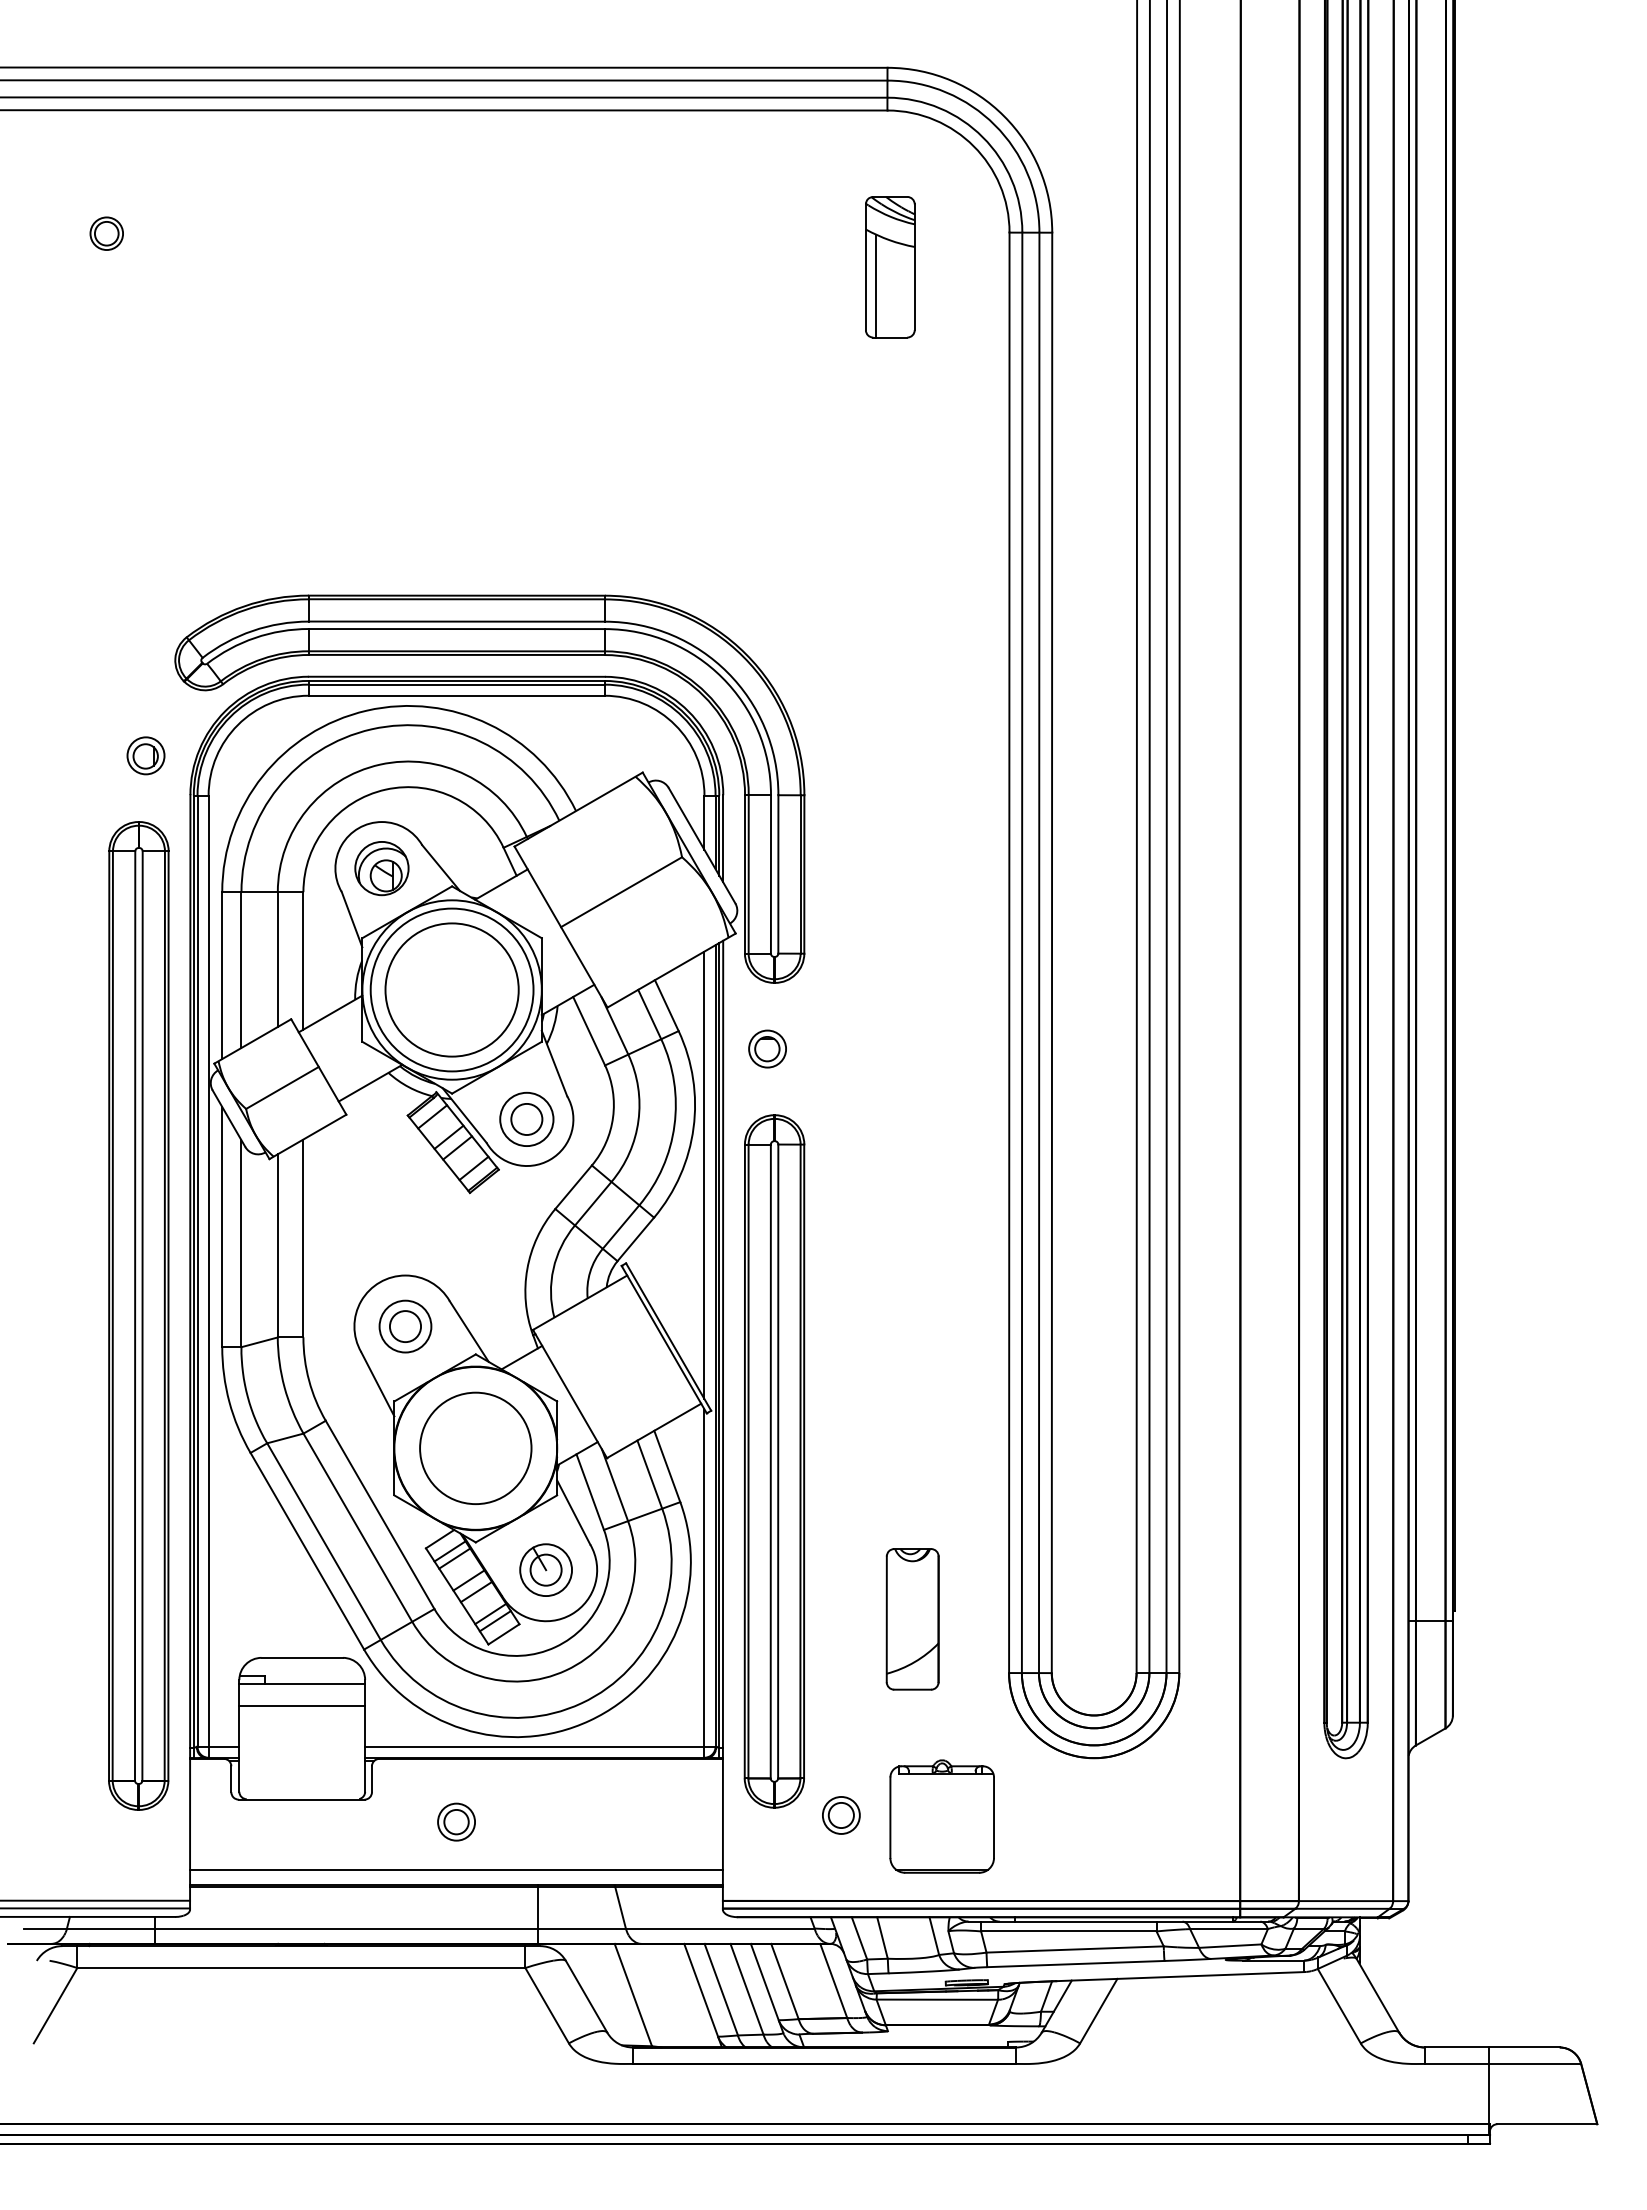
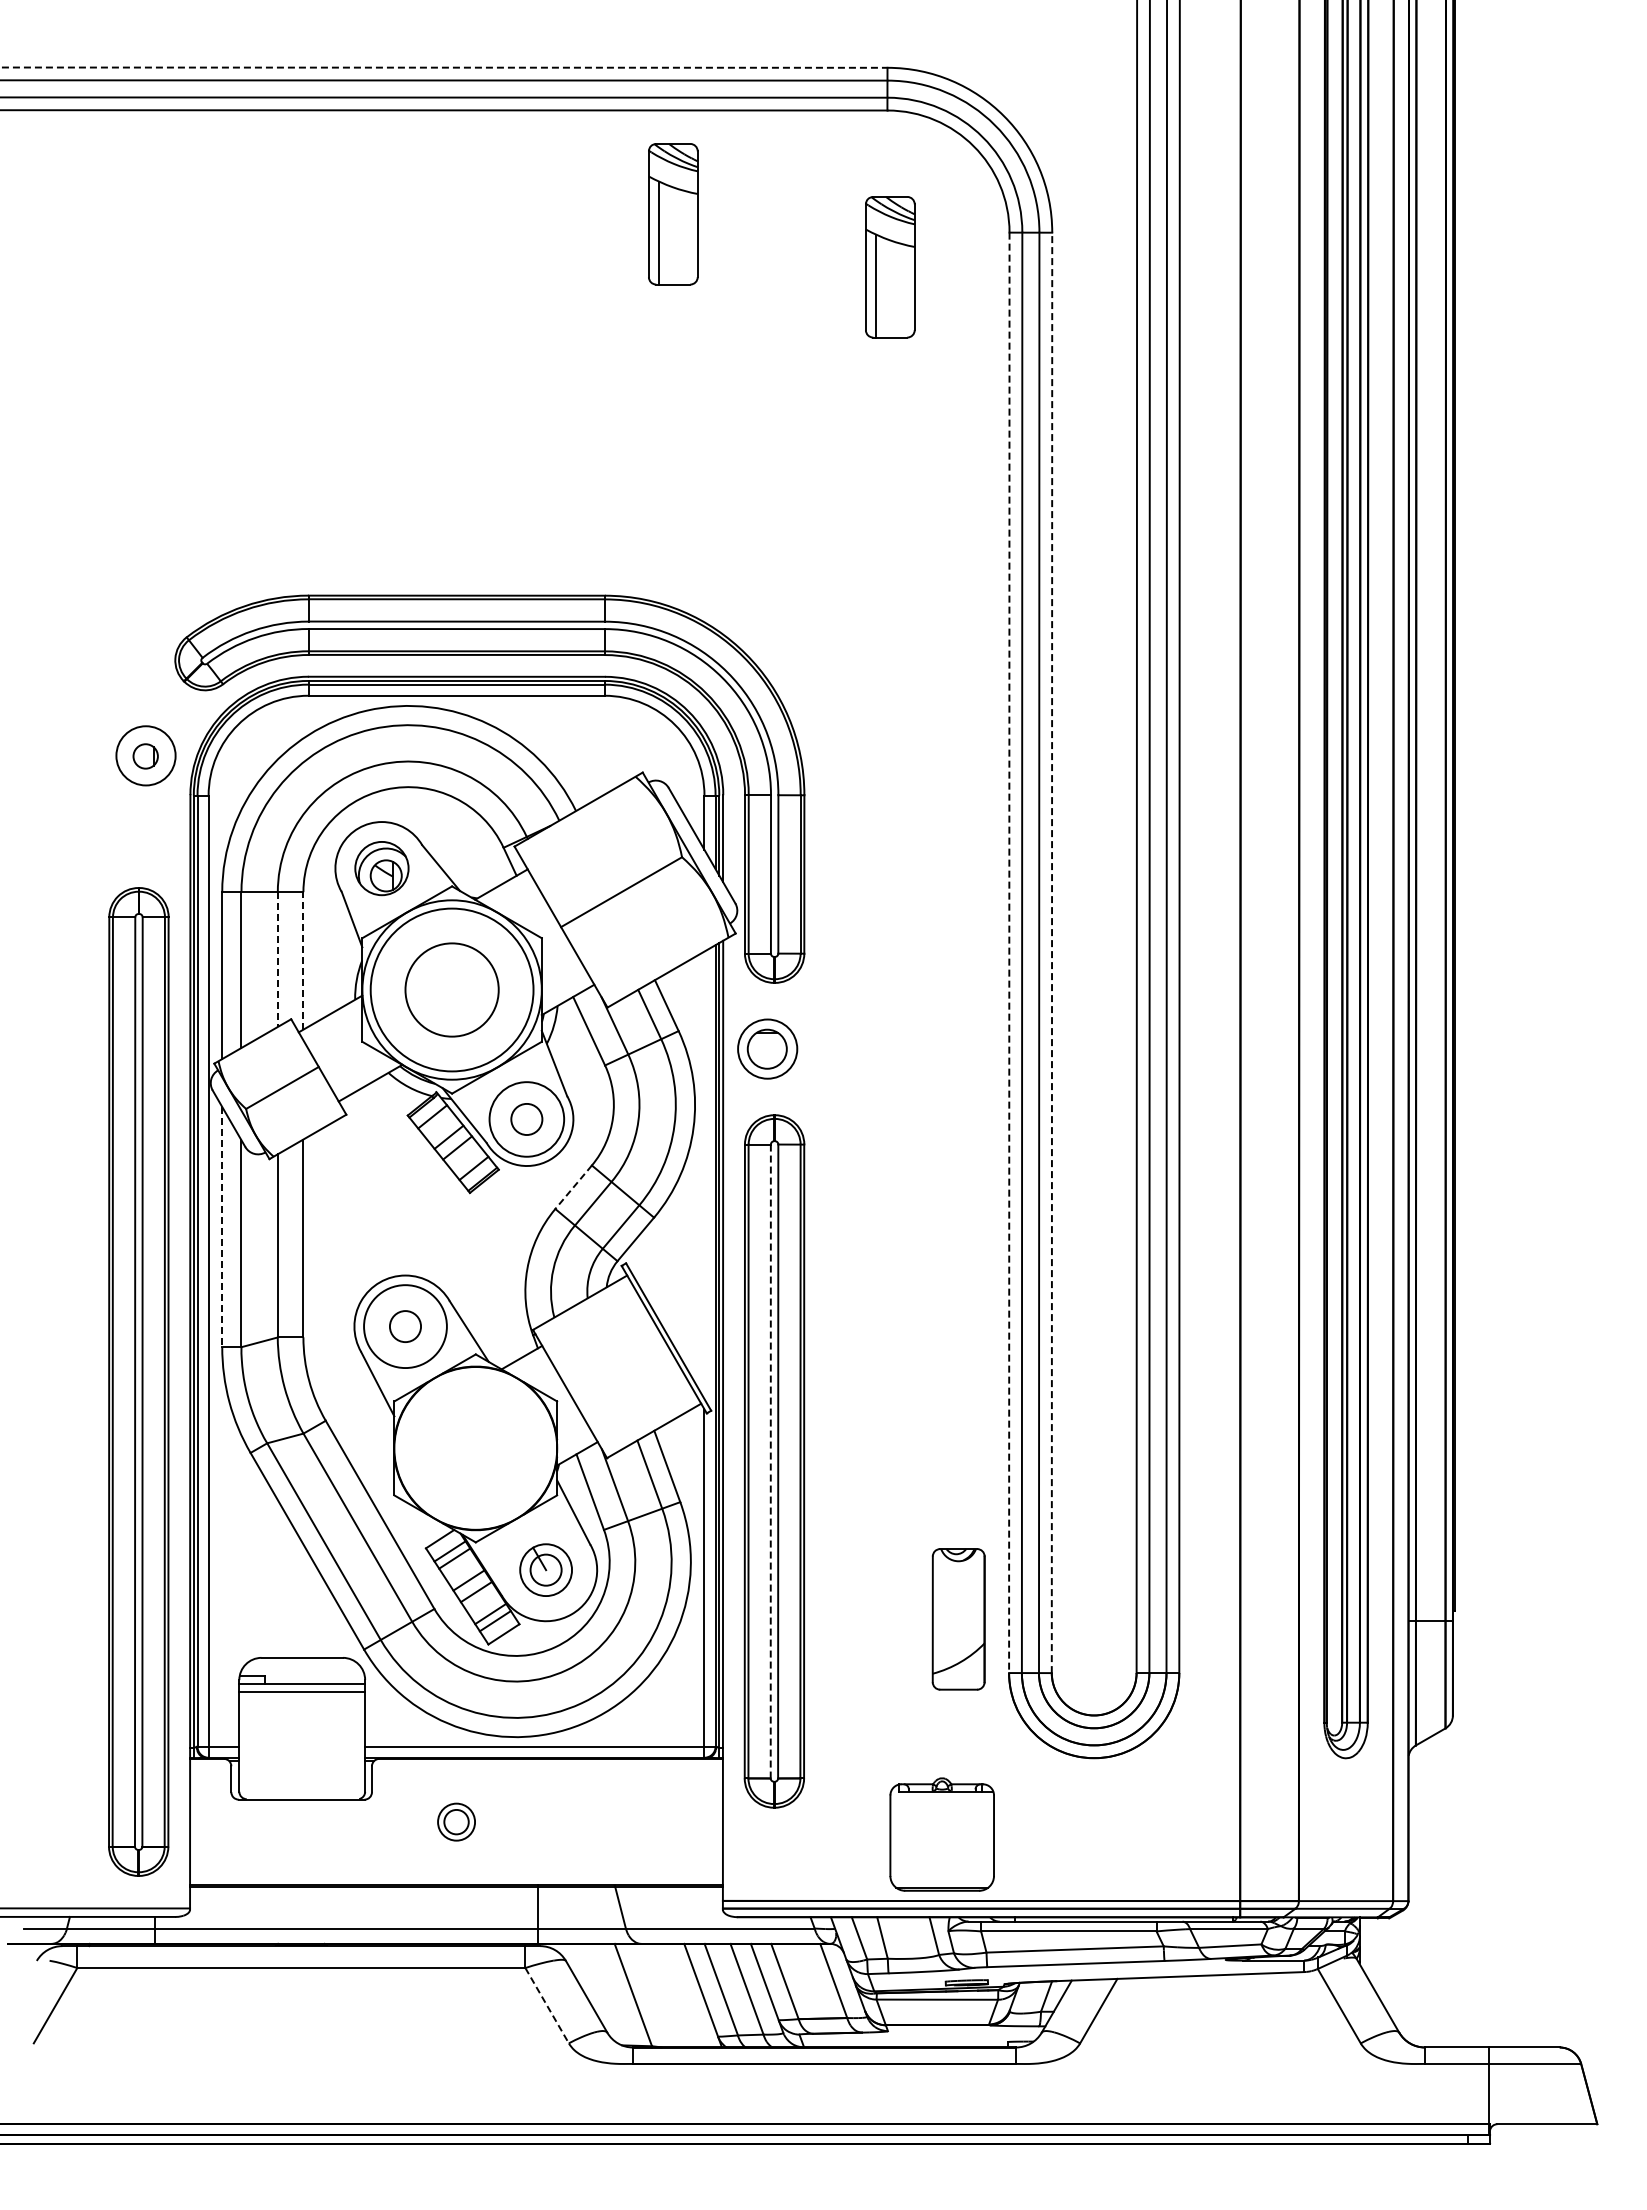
line: solid -> dashed (444, 67)
part: none -> present (673, 214)
part: present -> none (106, 233)
circle diameter: 37 px -> 59 px (145, 755)
line: solid -> dashed (1052, 952)
line: solid -> dashed (1009, 953)
line: solid -> dashed (277, 960)
line: solid -> dashed (303, 960)
circle diameter: 133 px -> 93 px (451, 989)
part size: 39x40 px -> 62x62 px (767, 1048)
circle diameter: 53 px -> 75 px (526, 1119)
line: present -> none (704, 1174)
line: solid -> dashed (573, 1187)
line: solid -> dashed (222, 1227)
part position: (138, 1315) -> (138, 1381) (138, 1381)
circle diameter: 52 px -> 83 px (405, 1326)
circle: present -> none (475, 1447)
line: solid -> dashed (770, 1461)
part position: (912, 1619) -> (958, 1619) (958, 1619)
line position: (302, 1705) -> (302, 1691) (302, 1691)
part: present -> none (841, 1815)
part position: (941, 1816) -> (941, 1834) (941, 1834)
line: present -> none (456, 1869)
line: present -> none (96, 1900)
line: solid -> dashed (547, 2005)
